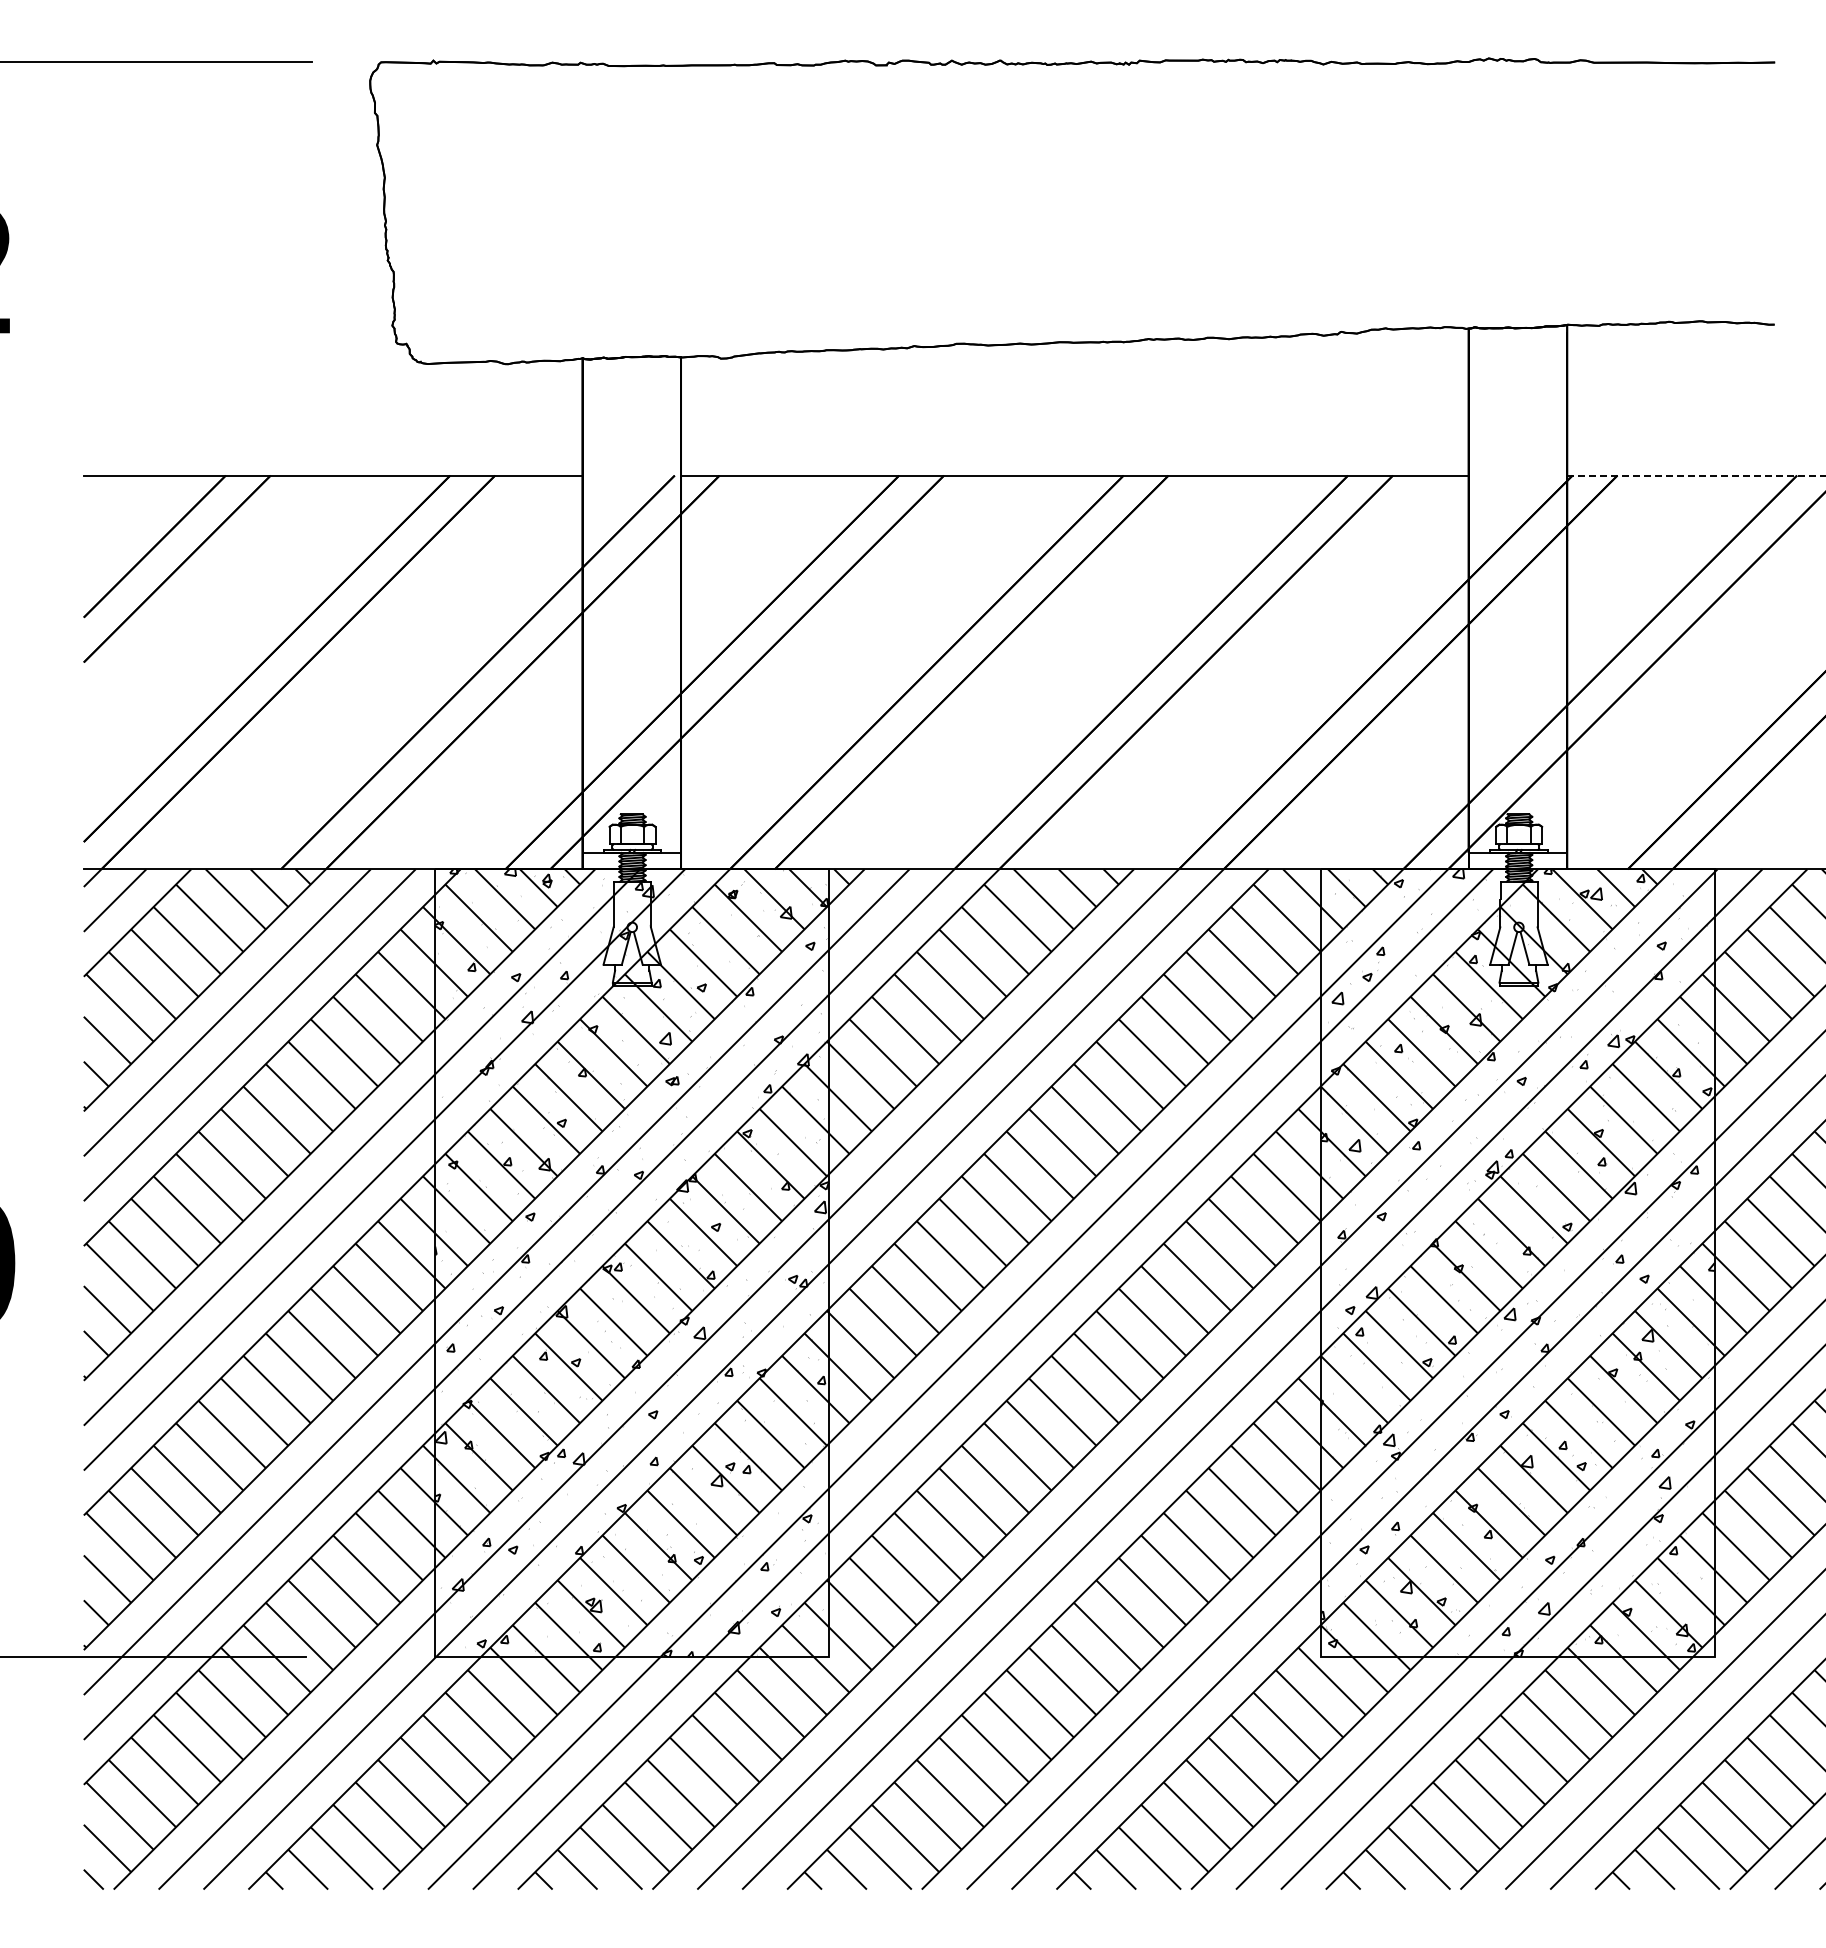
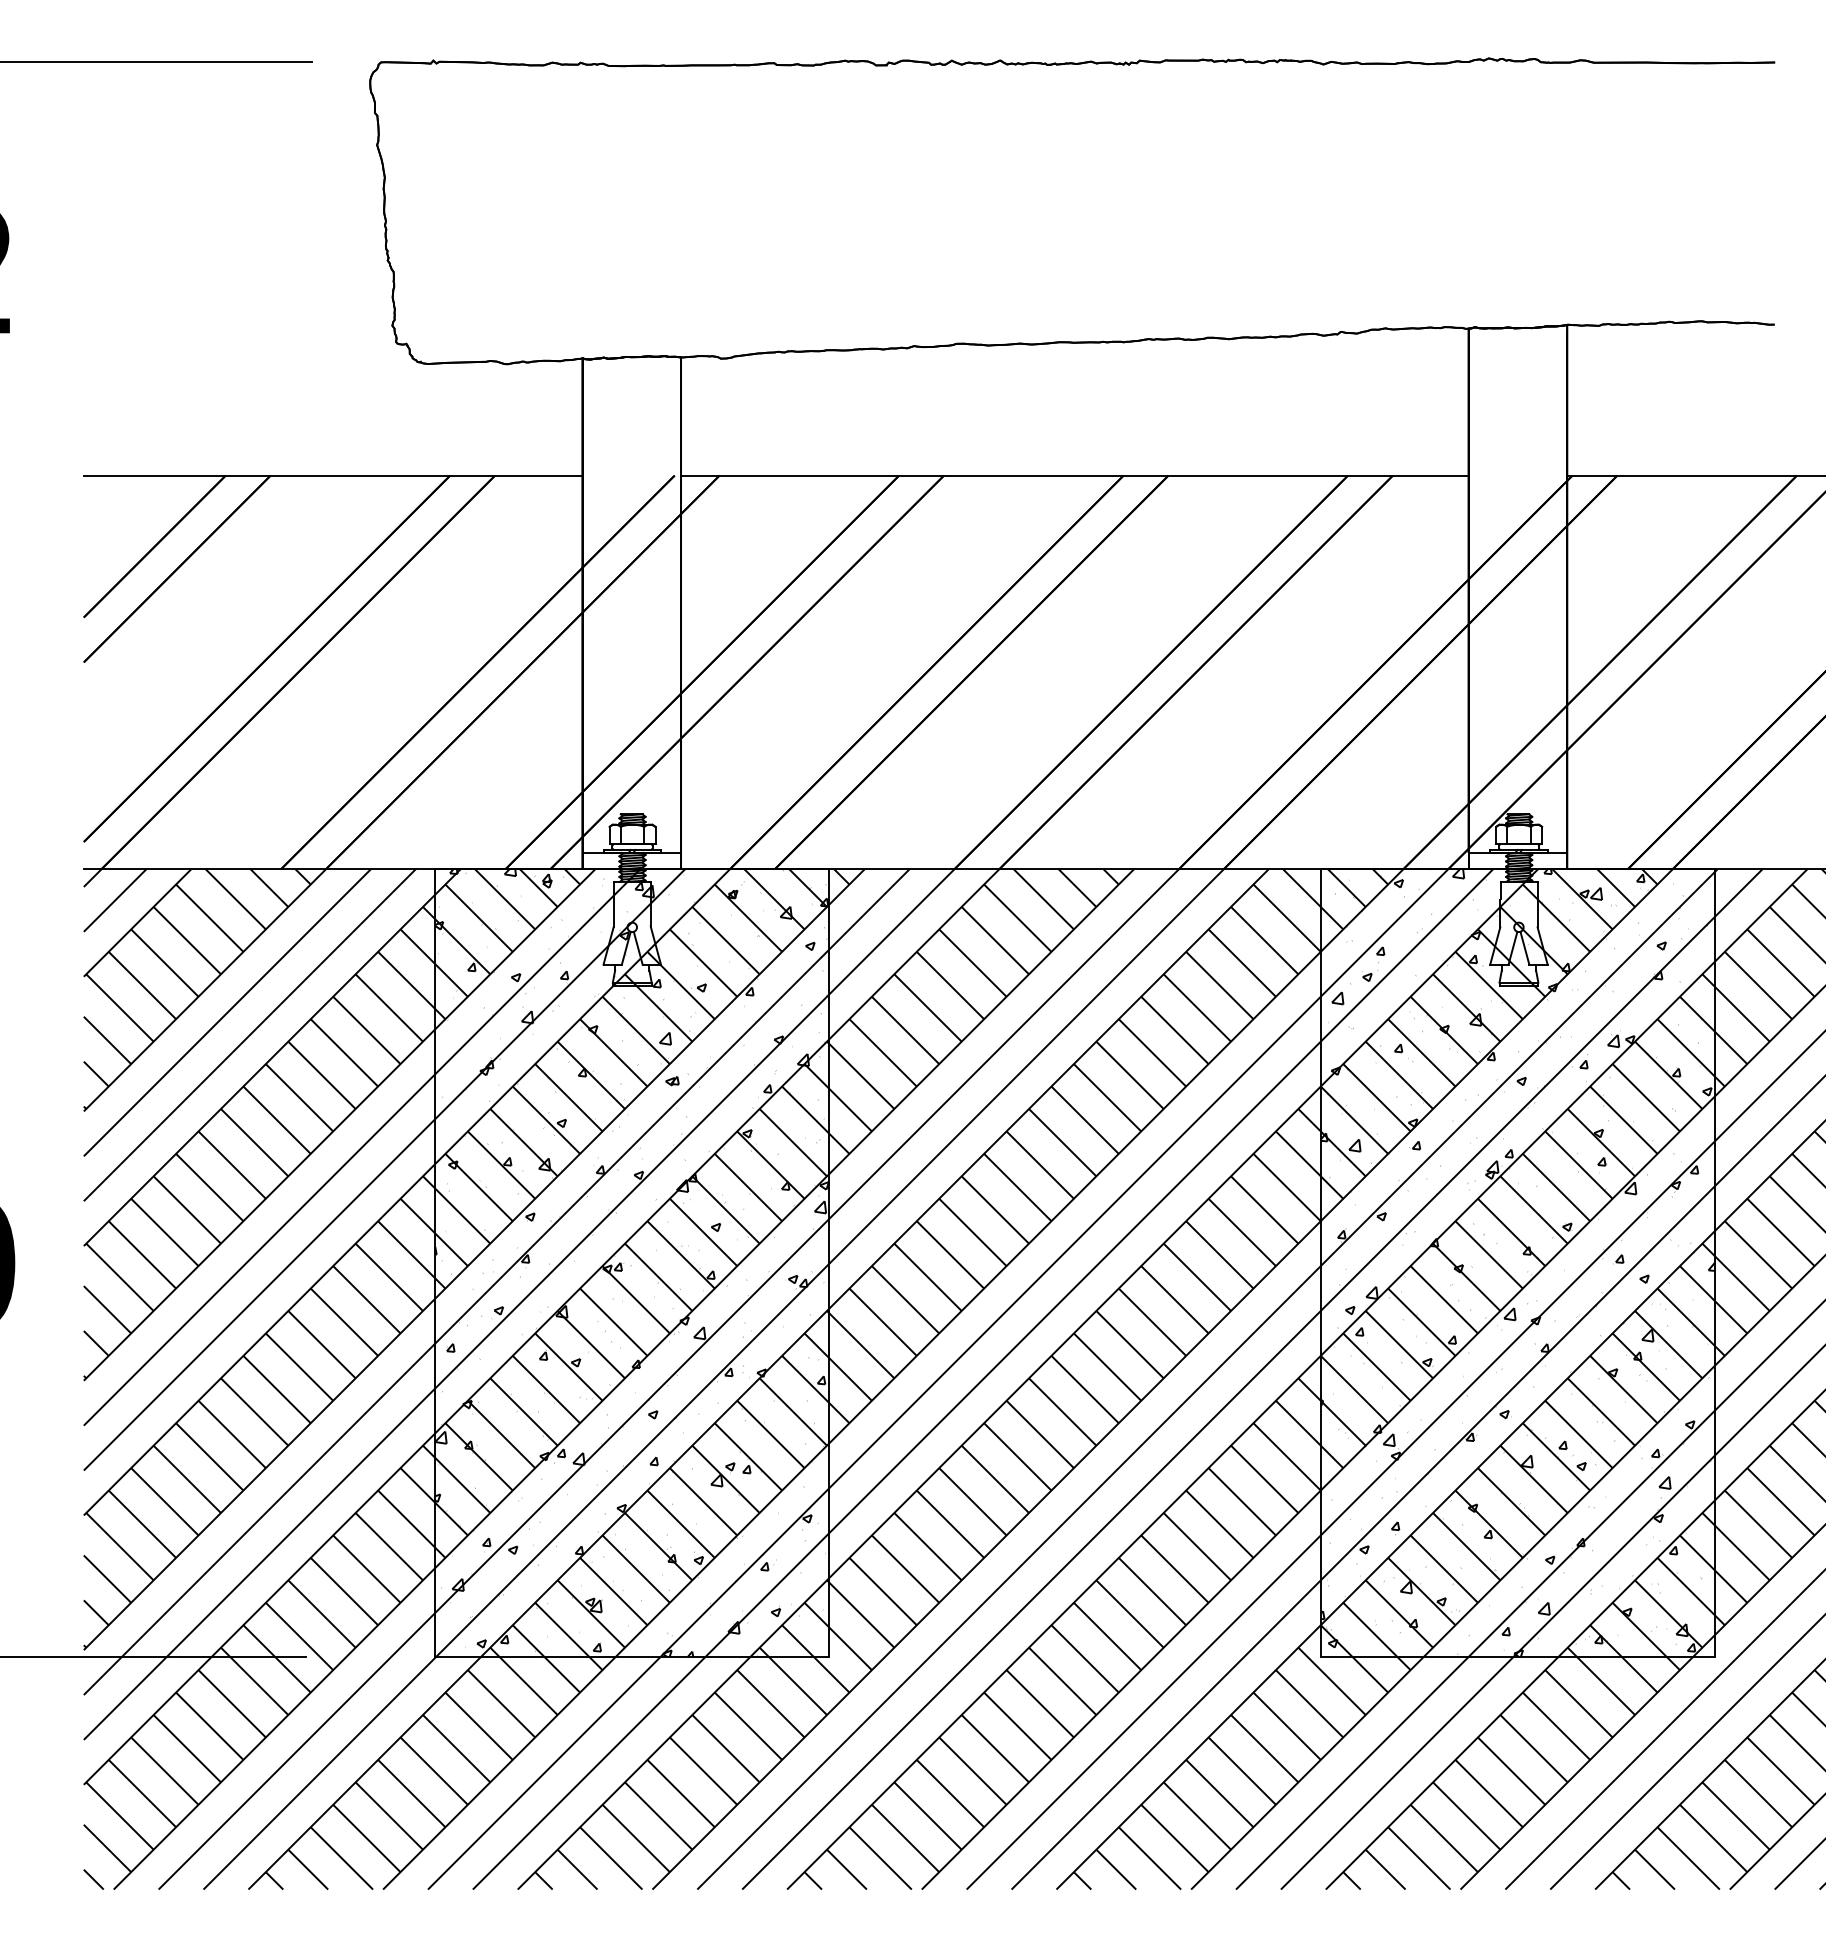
line: dashed -> solid (1696, 475)
